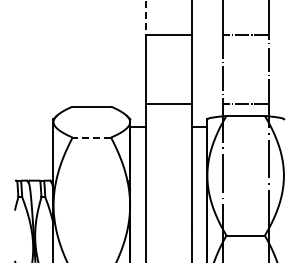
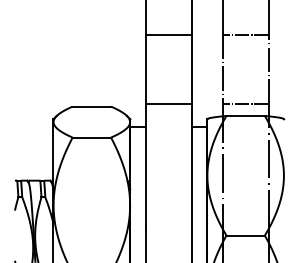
line: dashed -> solid (145, 17)
line: dashed -> solid (91, 137)
